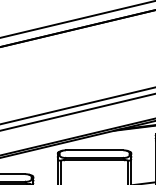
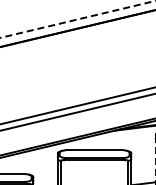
line: solid -> dashed (77, 19)
line: solid -> dashed (155, 162)
